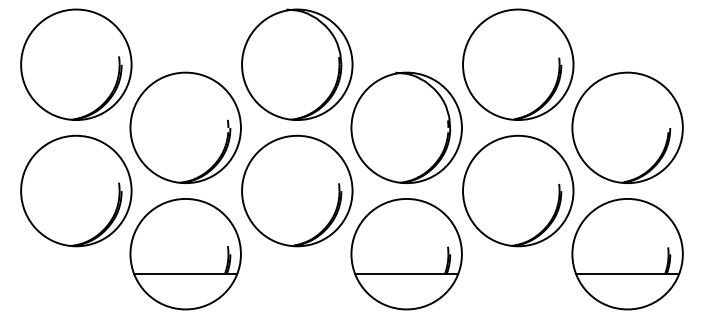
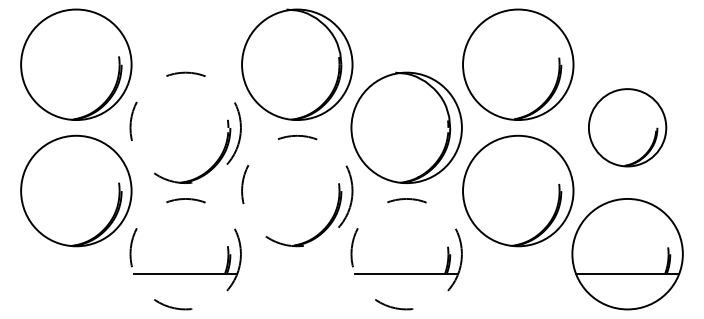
circle: solid -> dashed (185, 127)
part size: 113x113 px -> 80x80 px (627, 127)
circle: solid -> dashed (297, 190)
circle: solid -> dashed (185, 253)
circle: solid -> dashed (406, 253)
